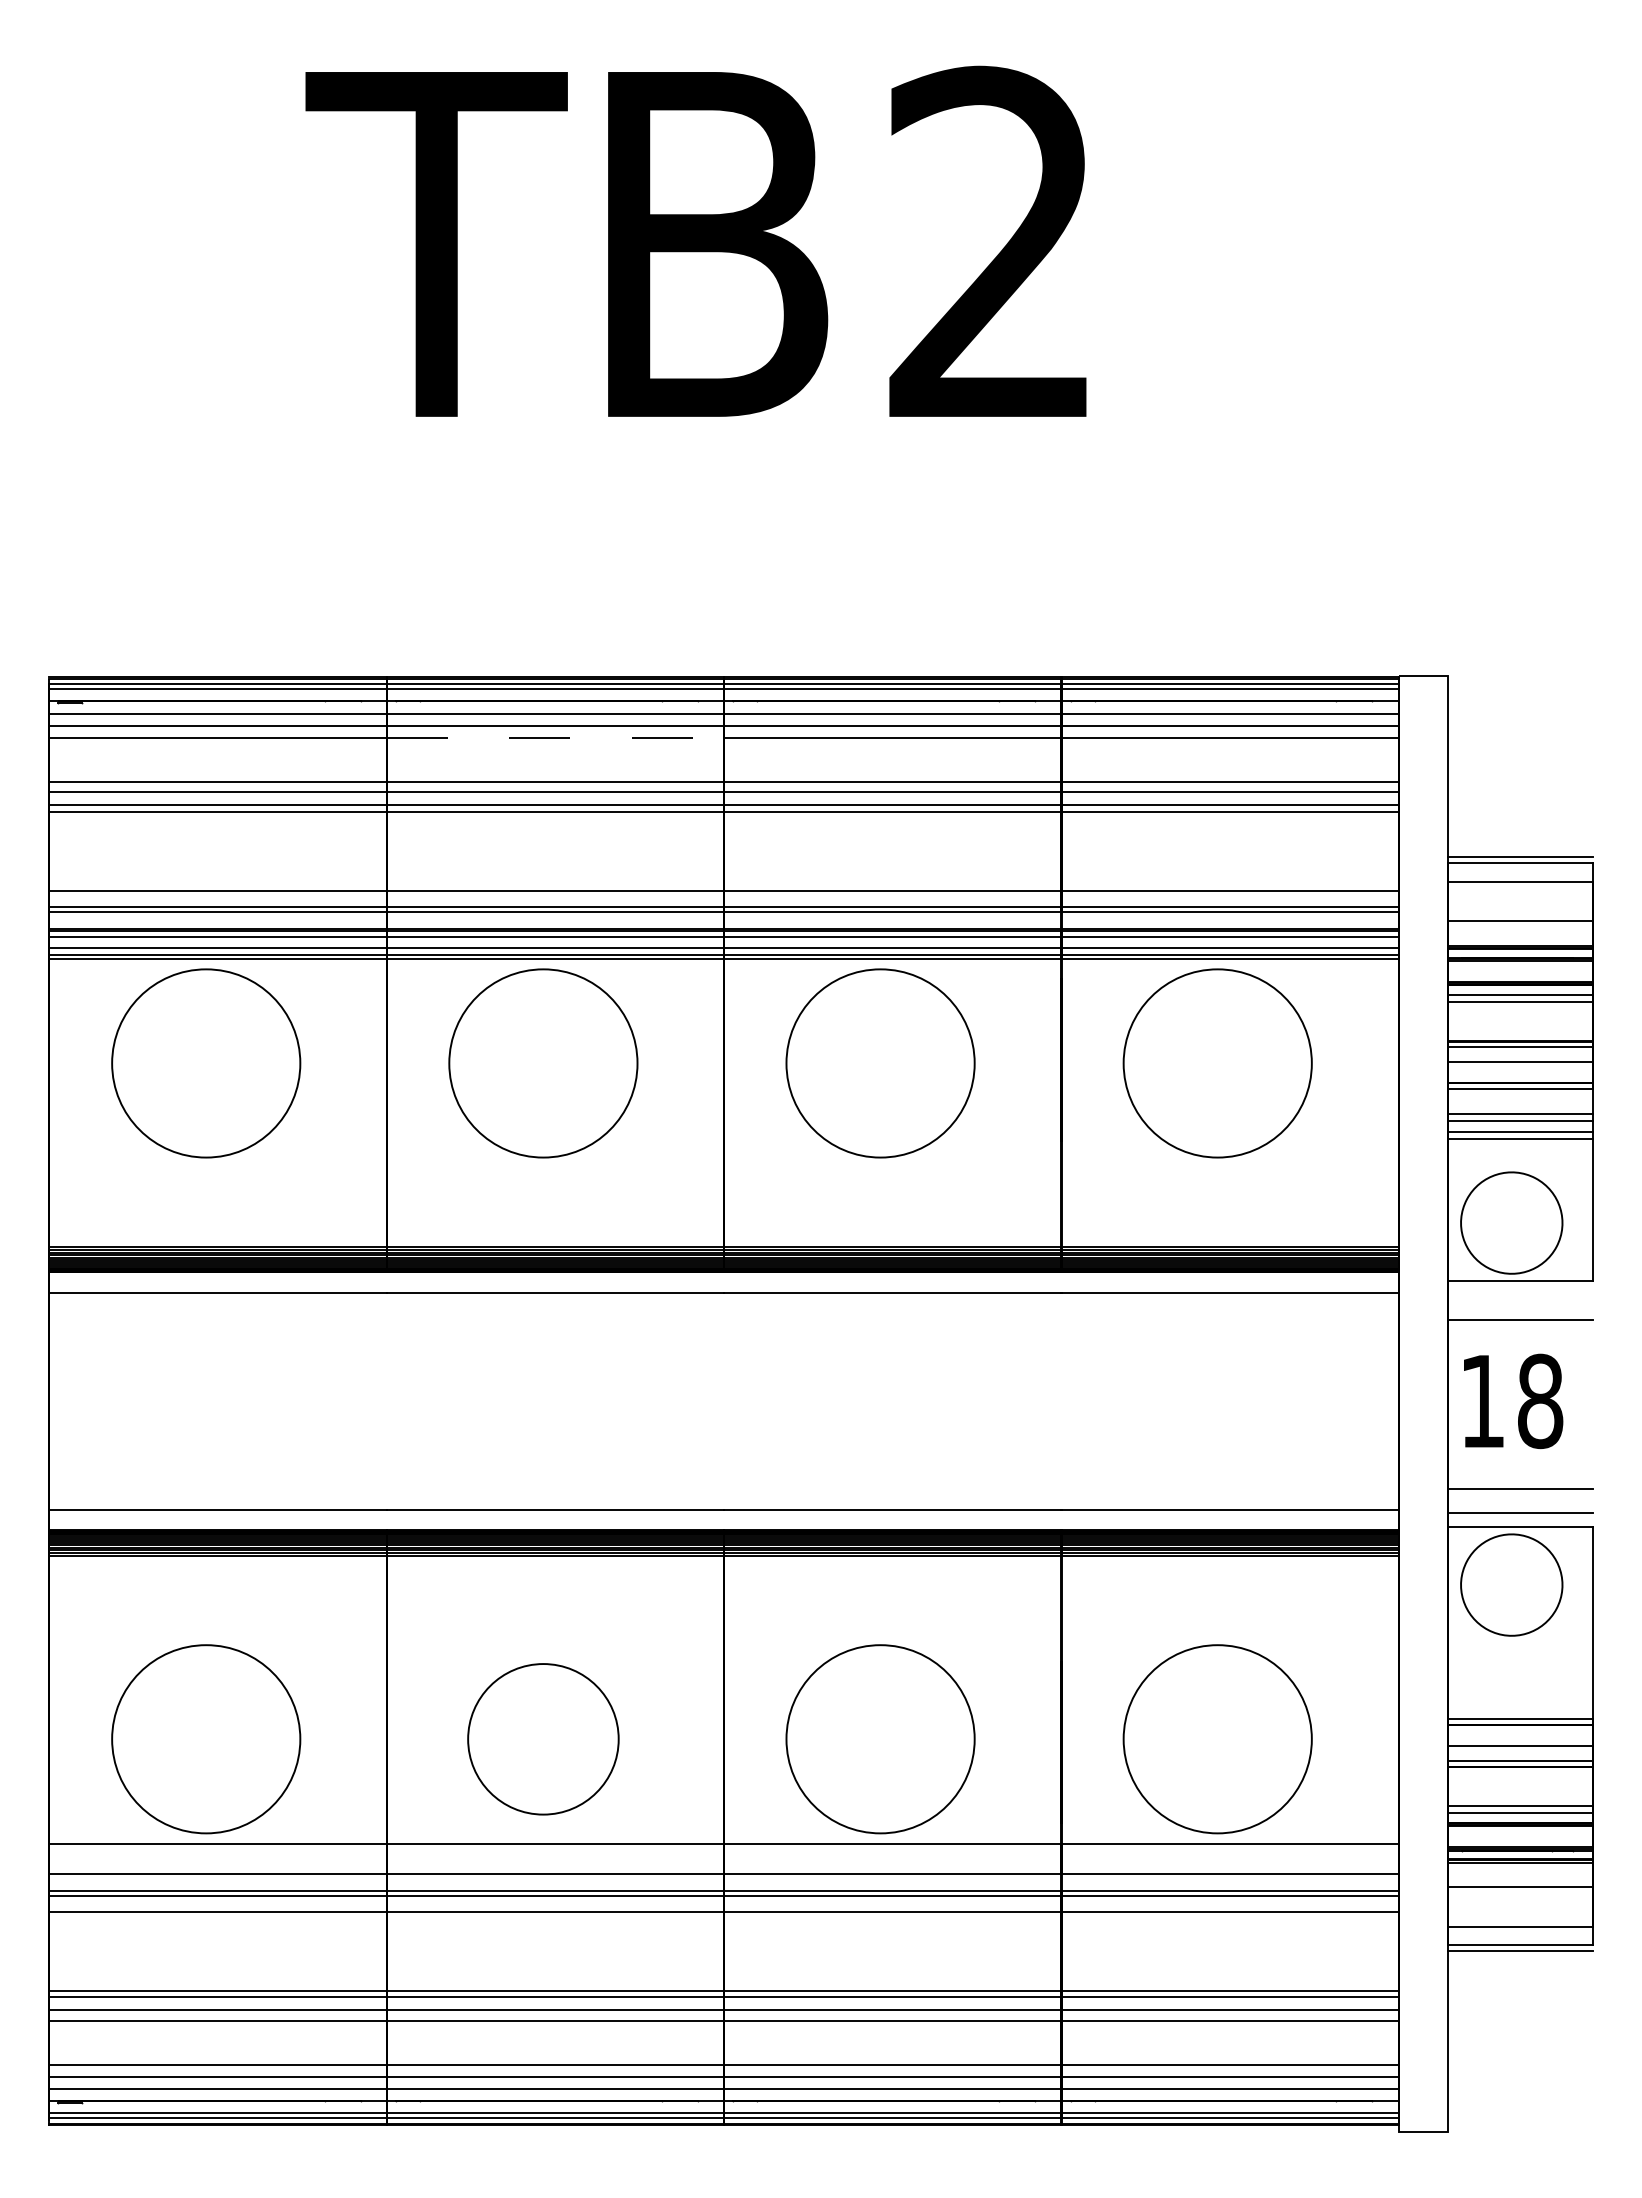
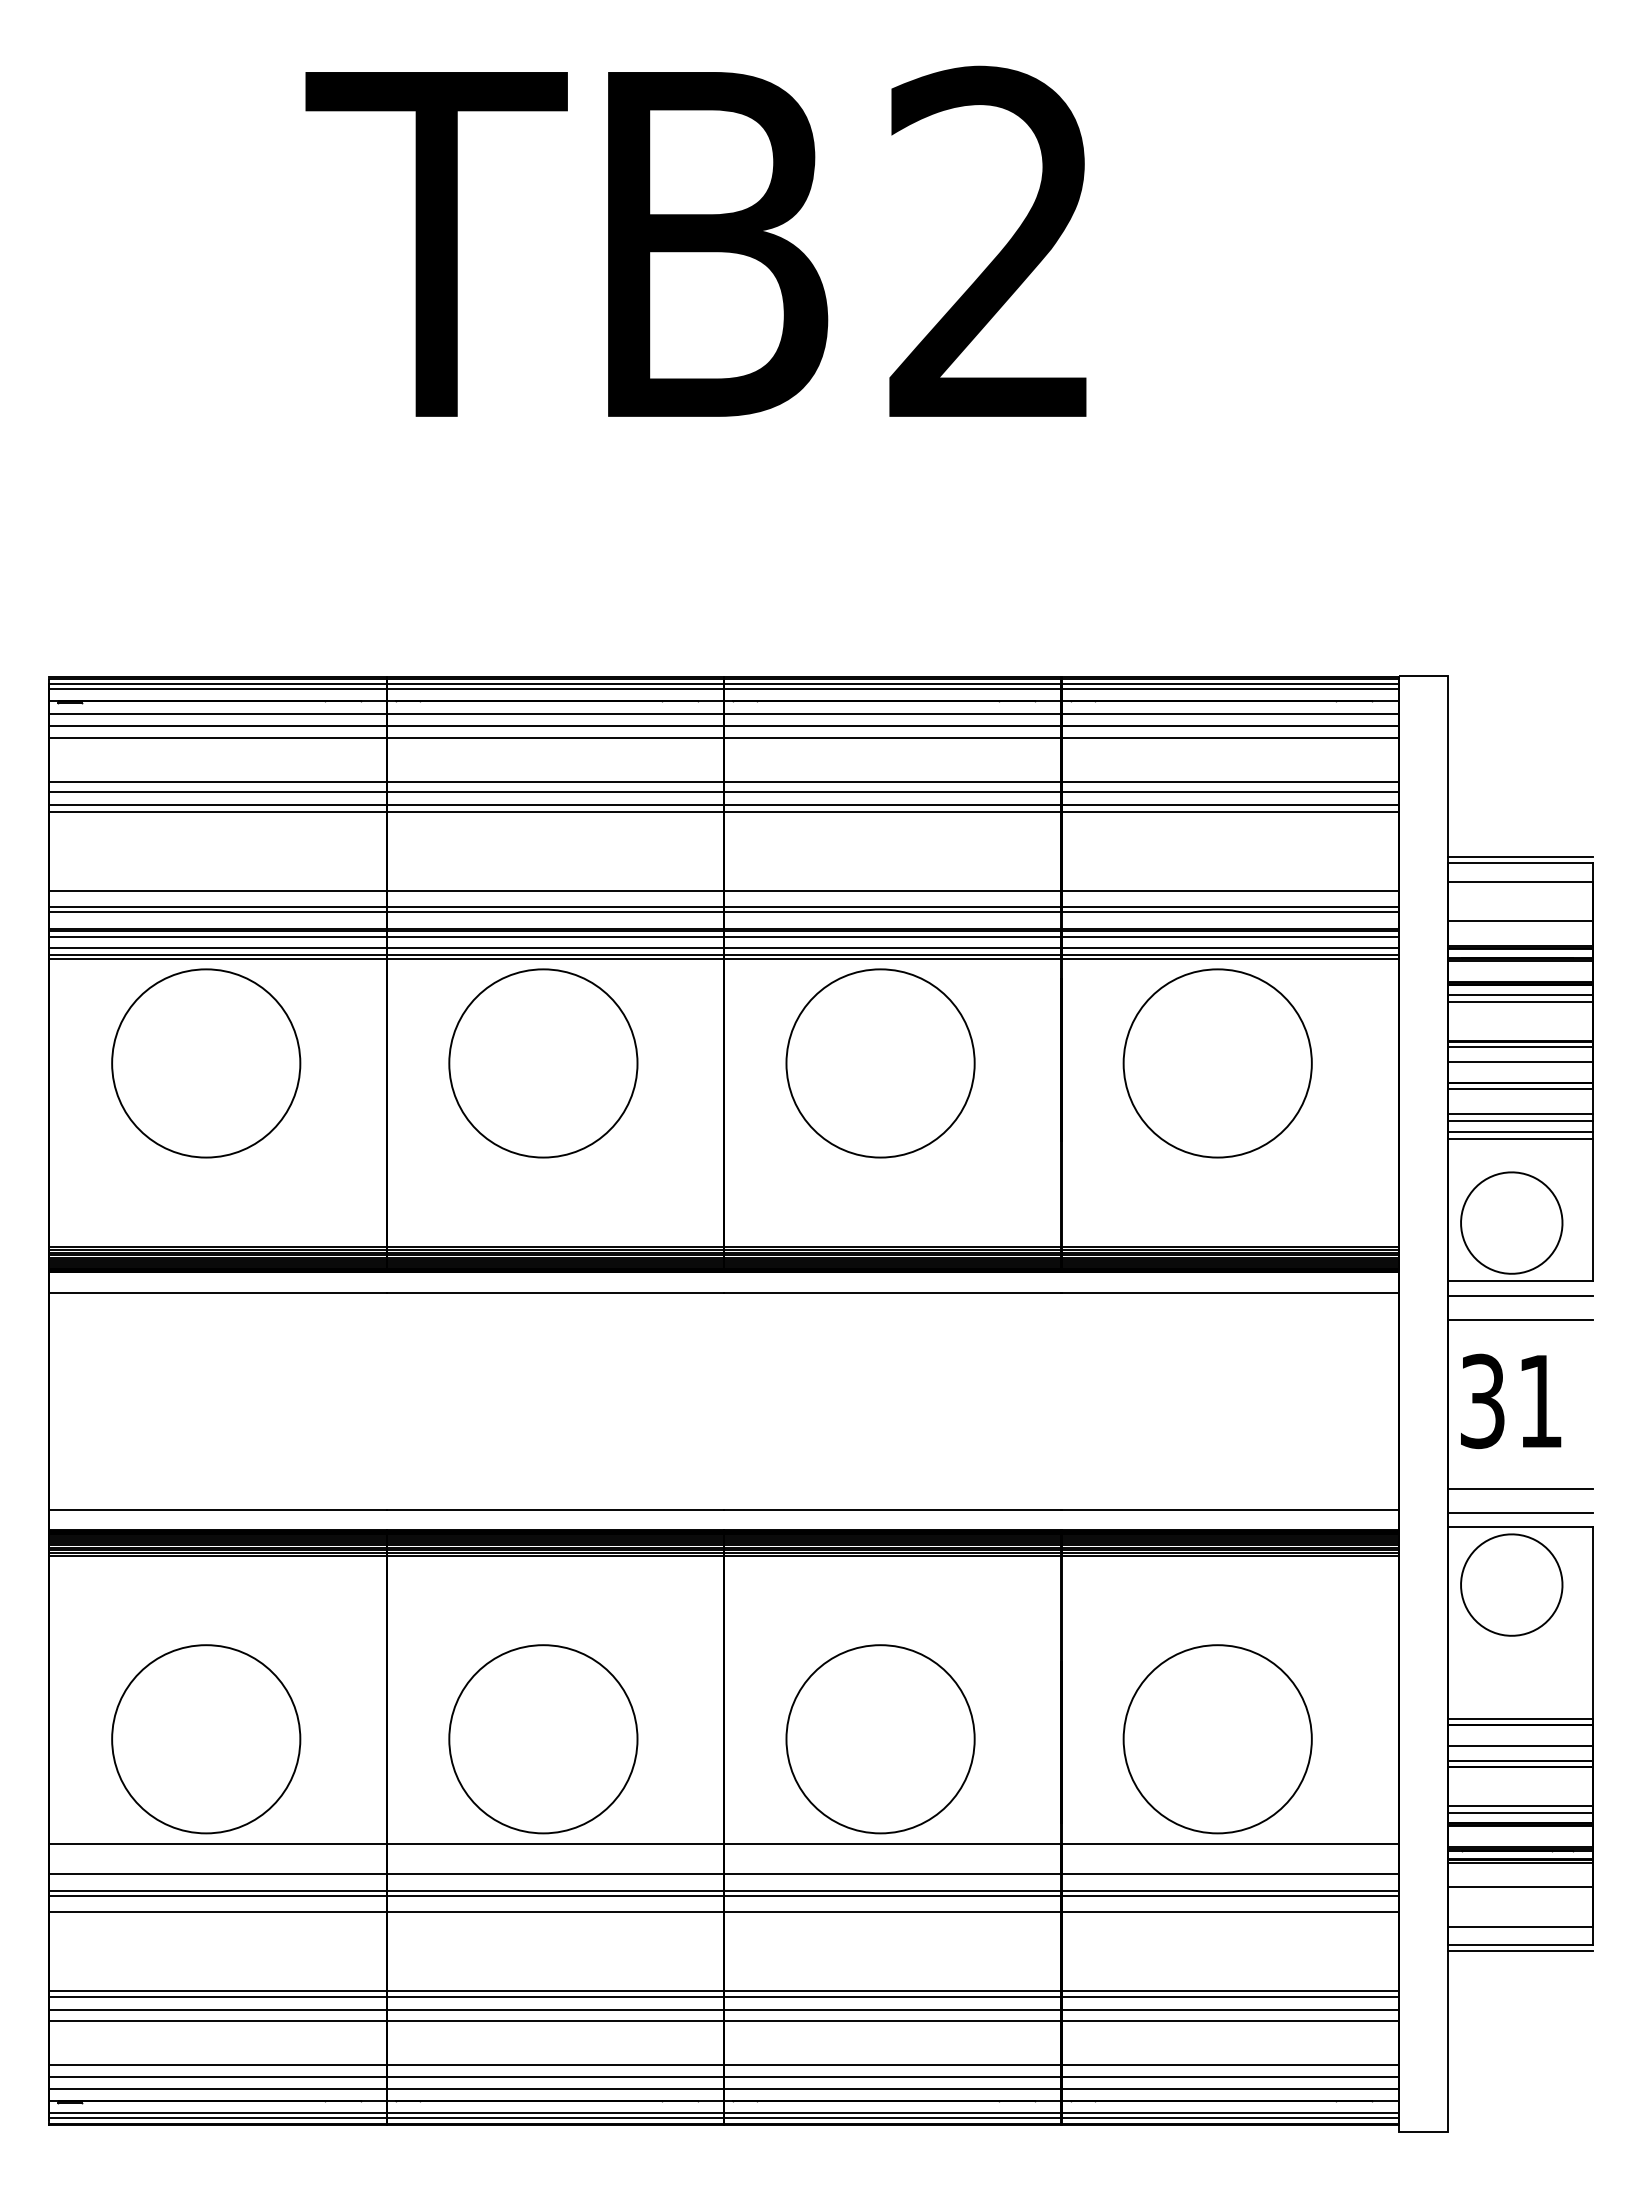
line: dashed -> solid (555, 737)
line: none -> present (1519, 1295)
text: 18 -> 31 (1512, 1401)
circle size: 153x153 px -> 191x191 px (543, 1739)
